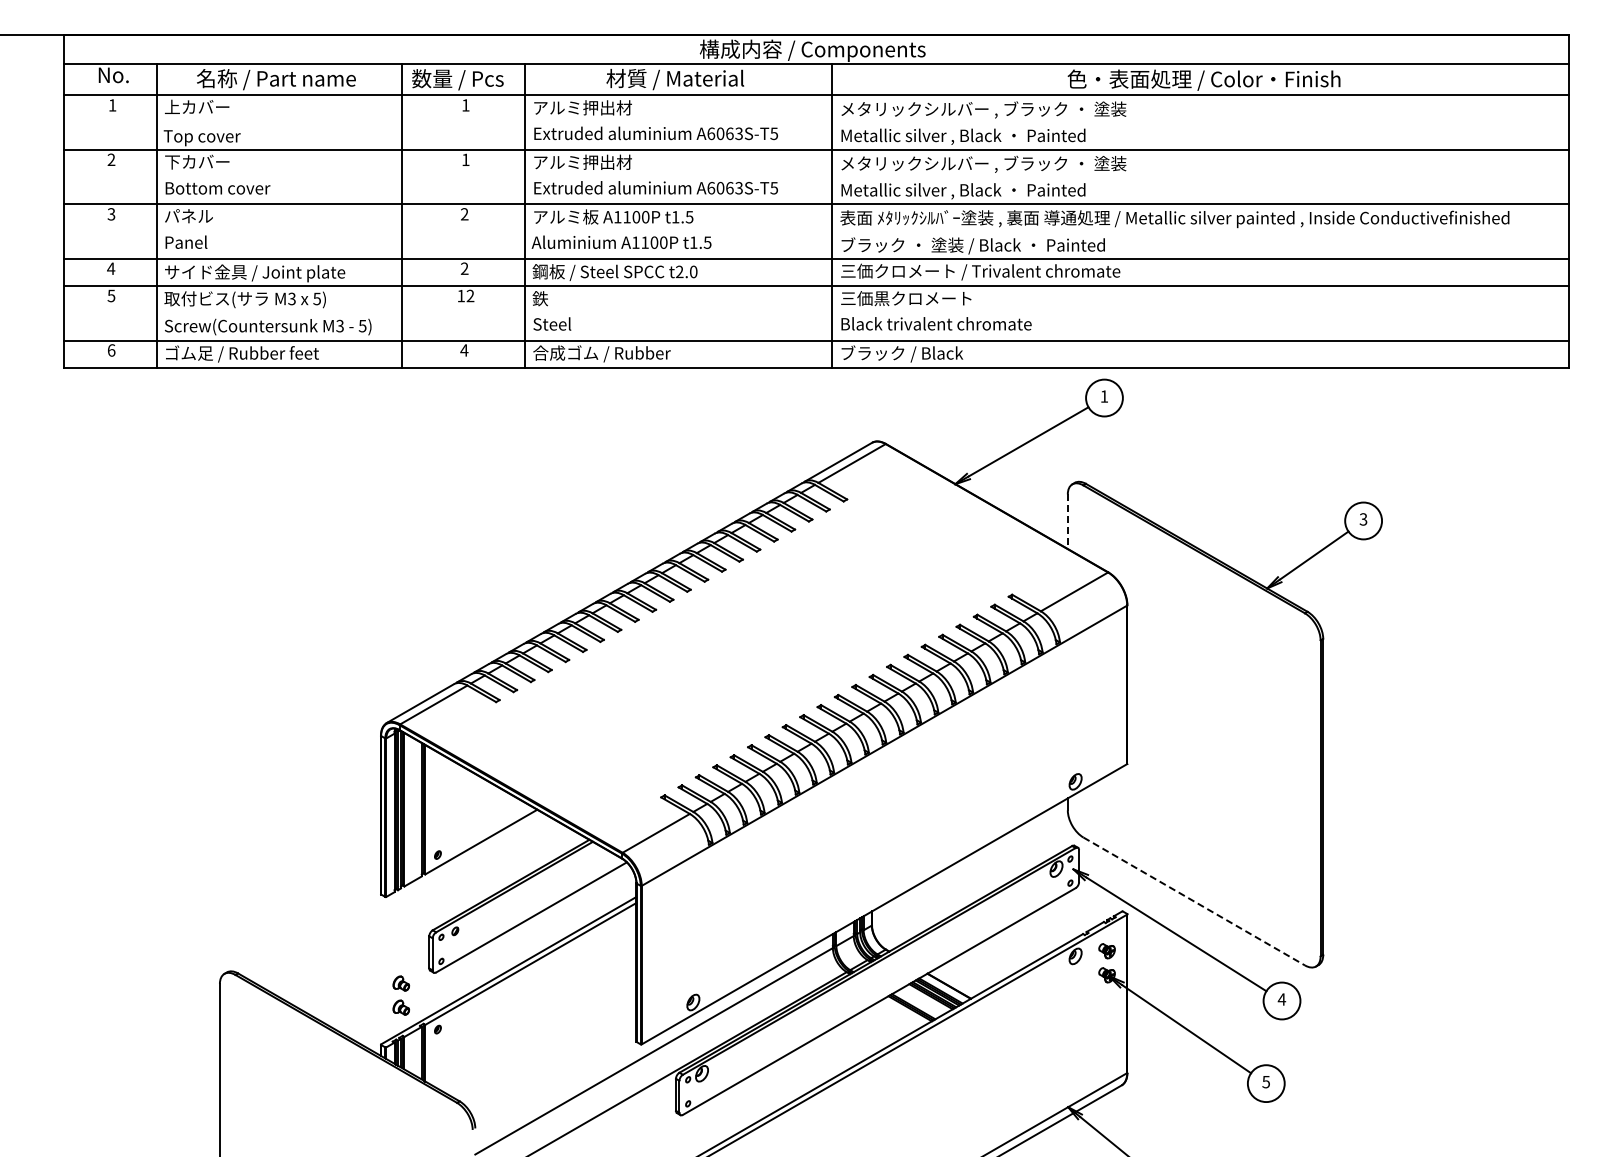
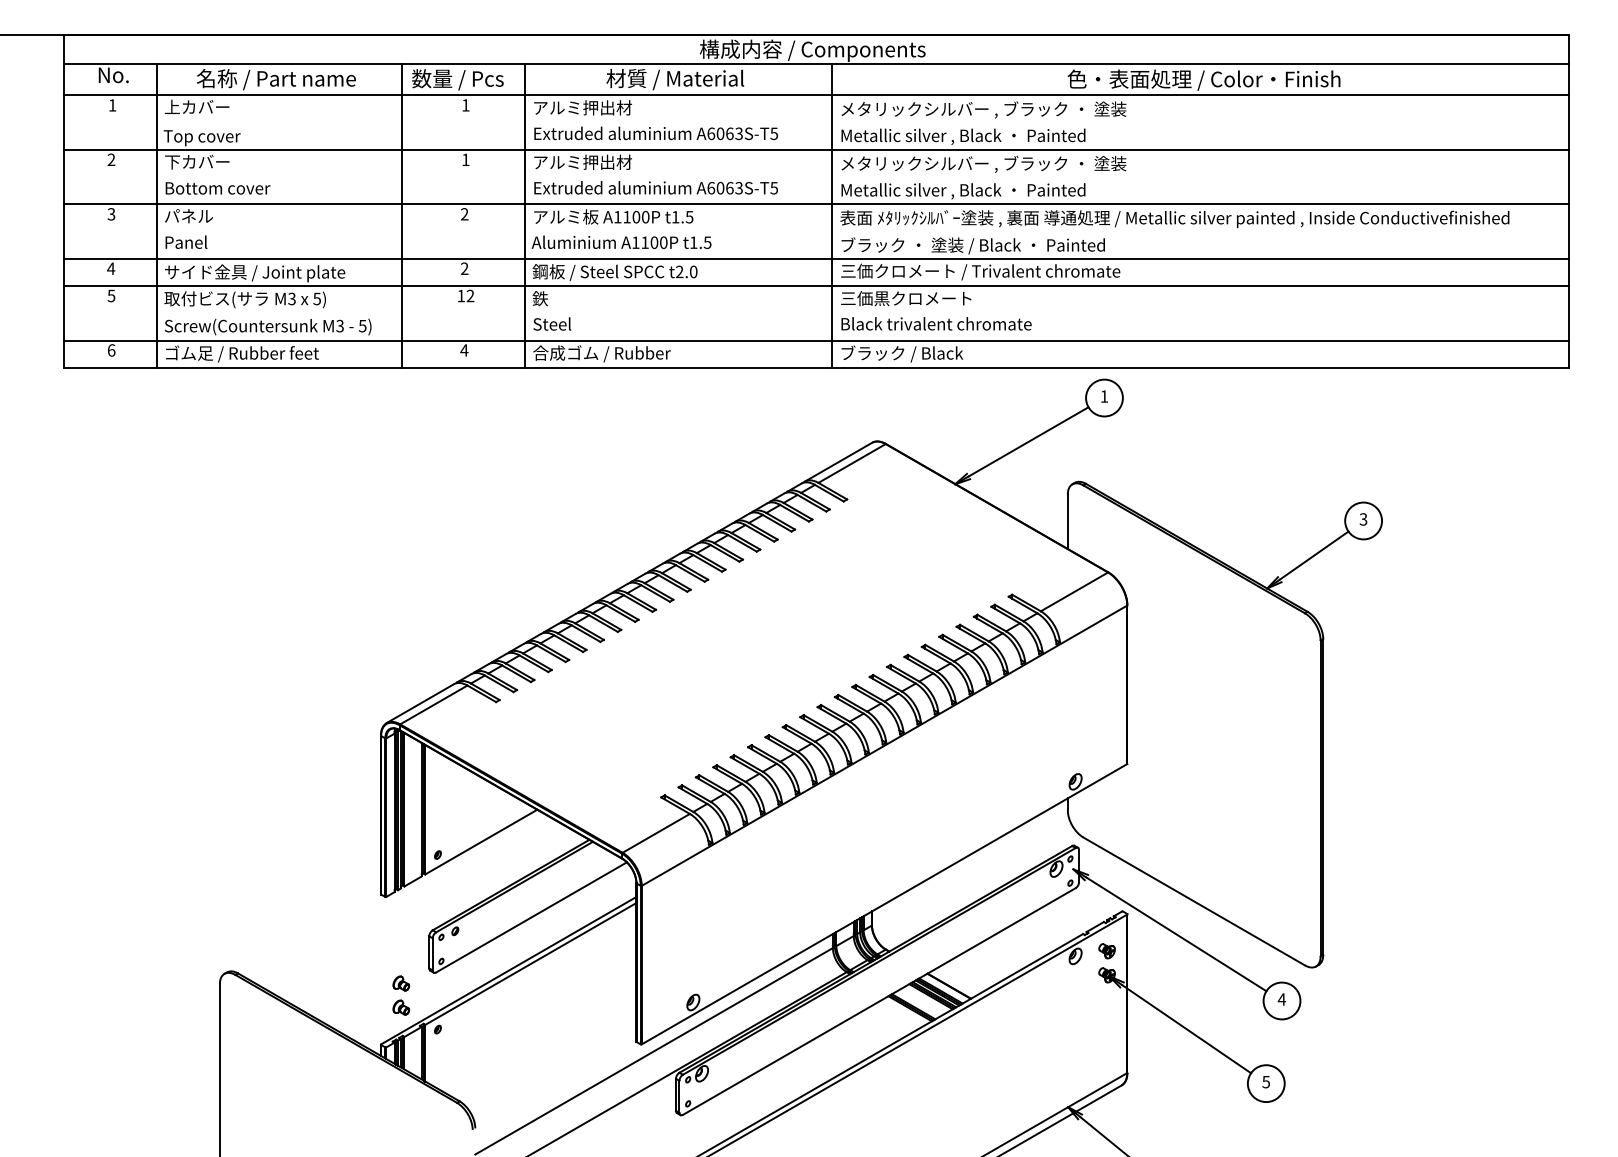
line: dashed -> solid (1067, 522)
line: dashed -> solid (1194, 901)
